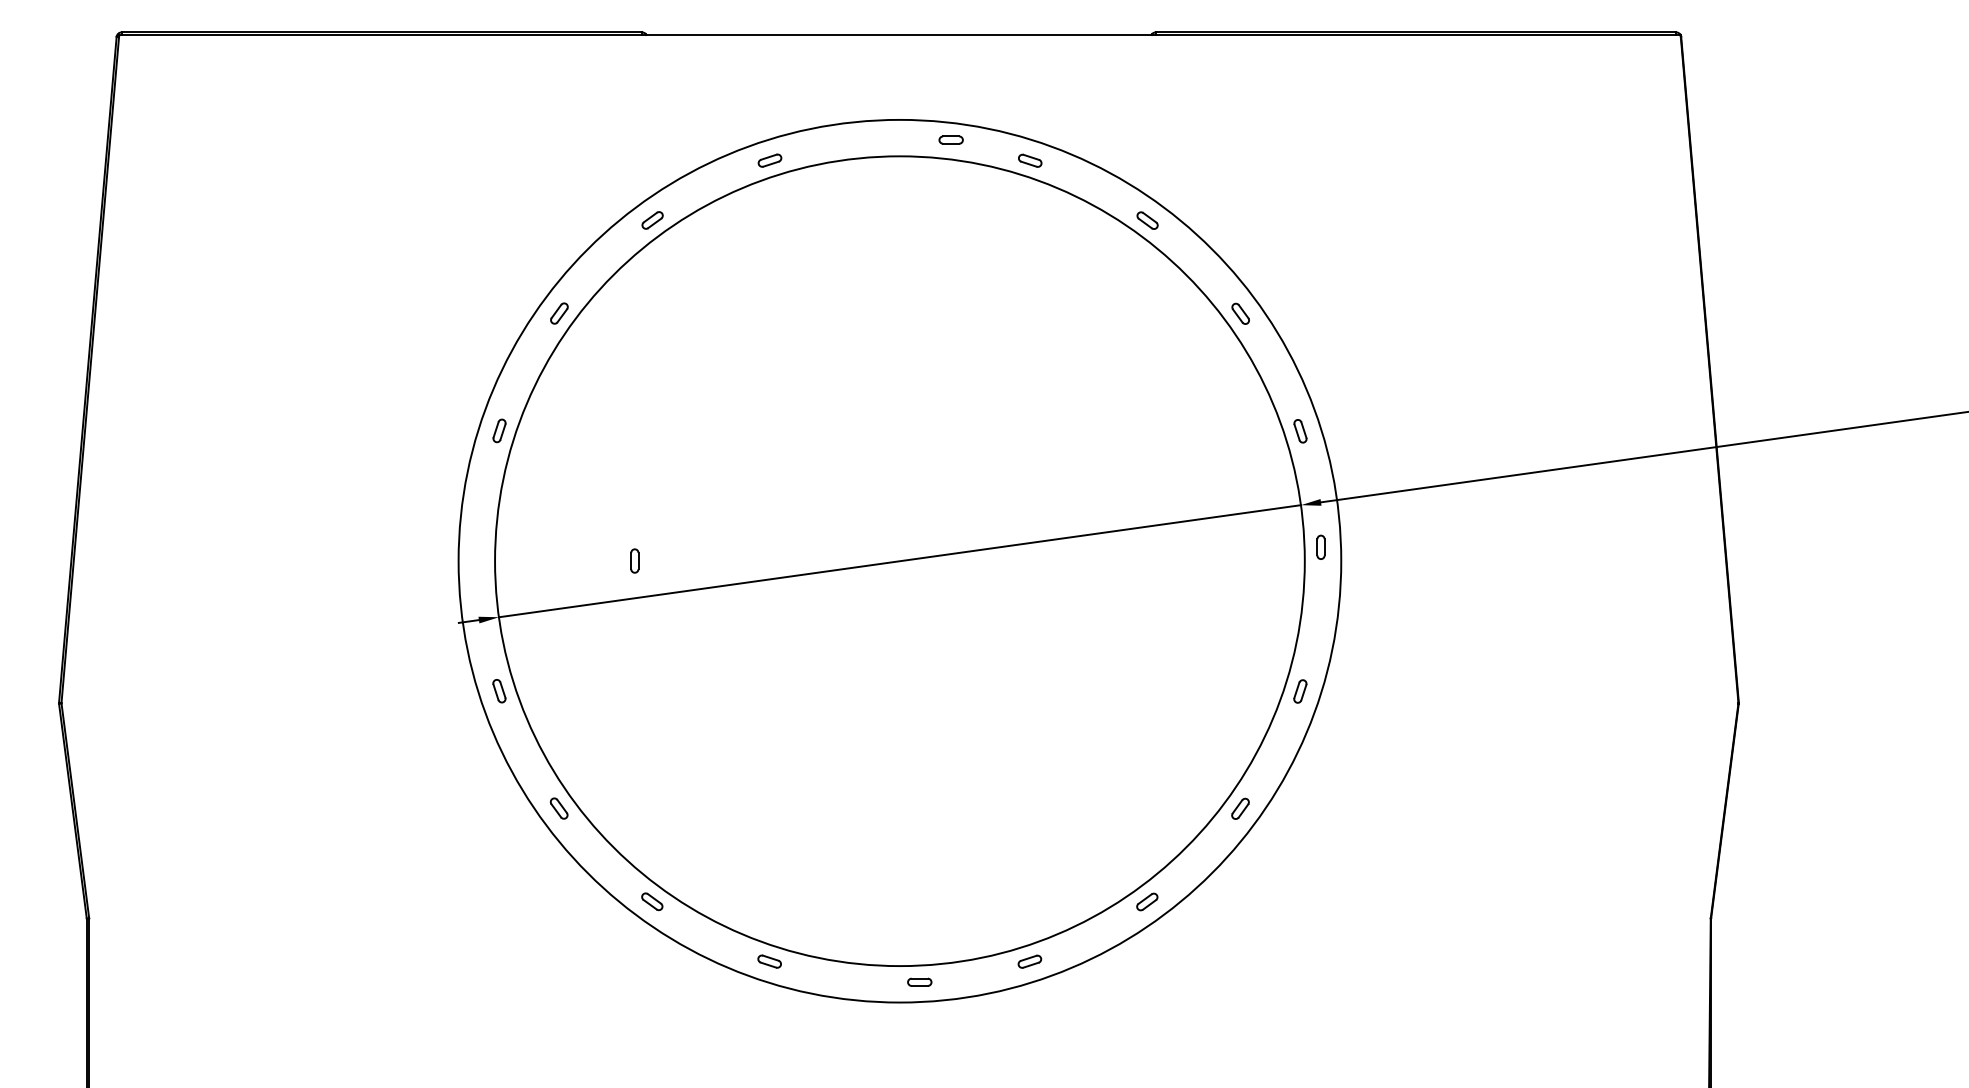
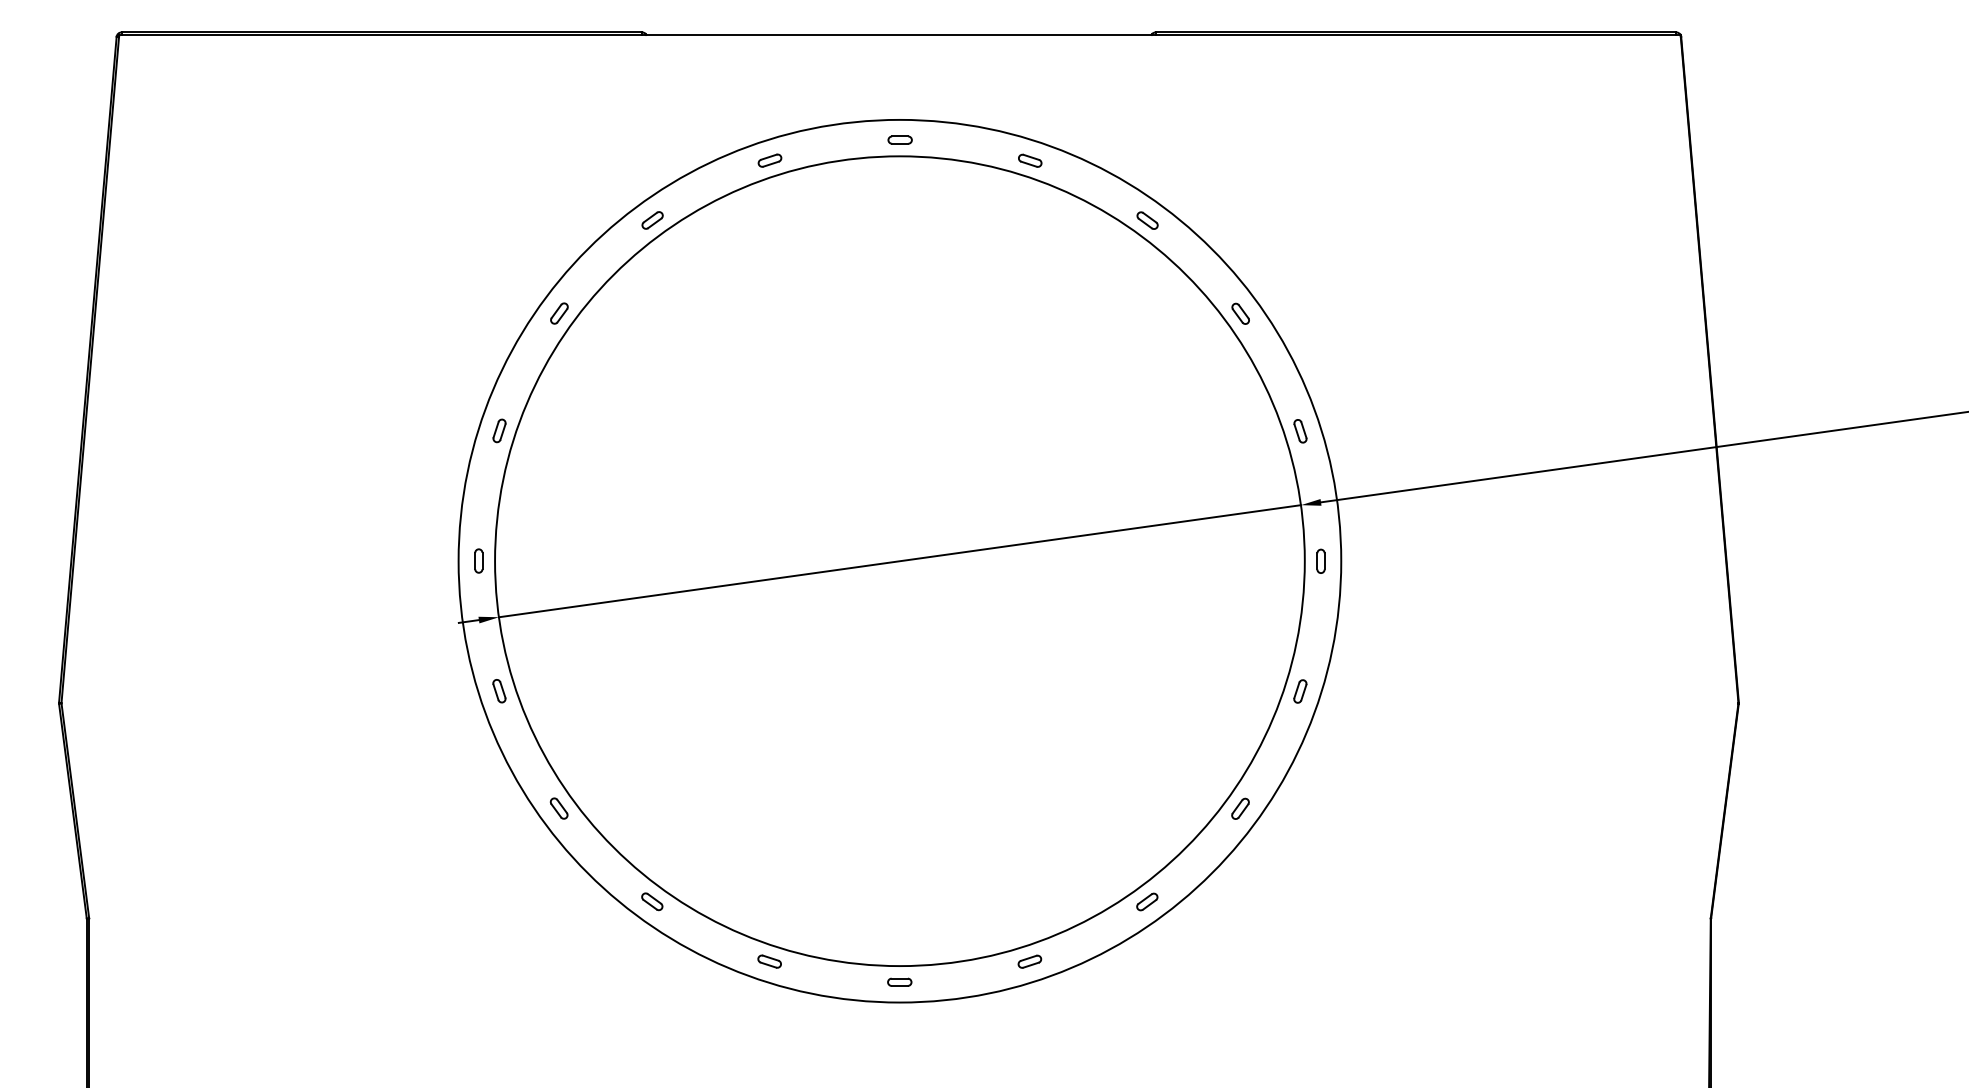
part position: (950, 139) -> (899, 139) (899, 139)
part position: (1320, 546) -> (1320, 560) (1320, 560)
part position: (634, 560) -> (478, 560) (478, 560)
part position: (919, 981) -> (899, 981) (899, 981)
